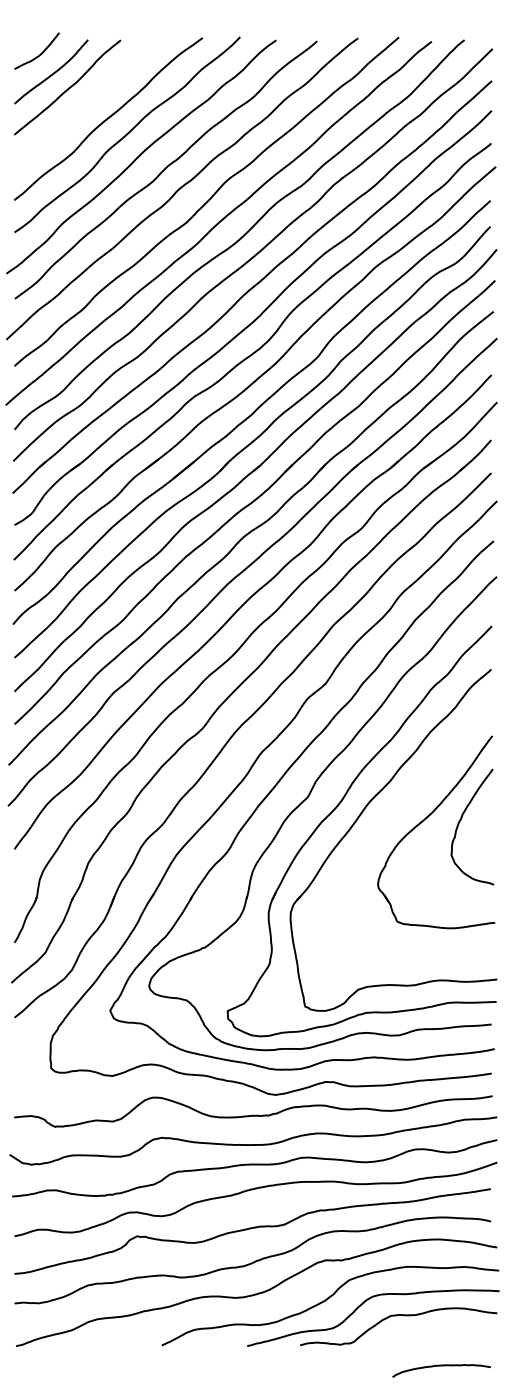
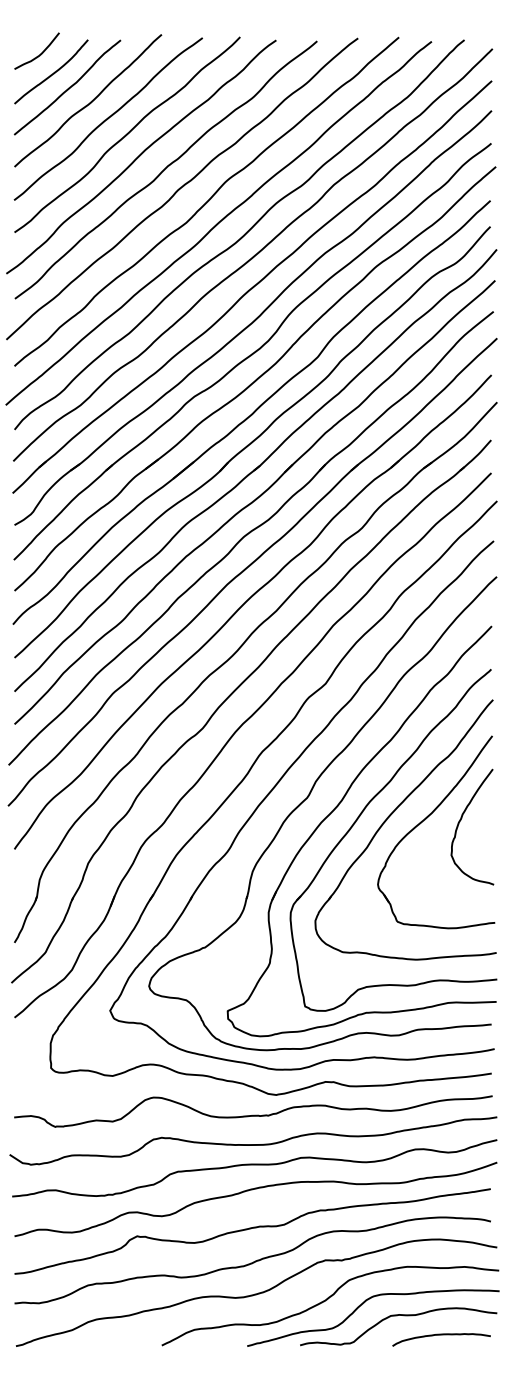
curve: none -> present (90, 101)
part: none -> present (391, 815)
curve position: (441, 1366) -> (441, 1335) (441, 1335)
